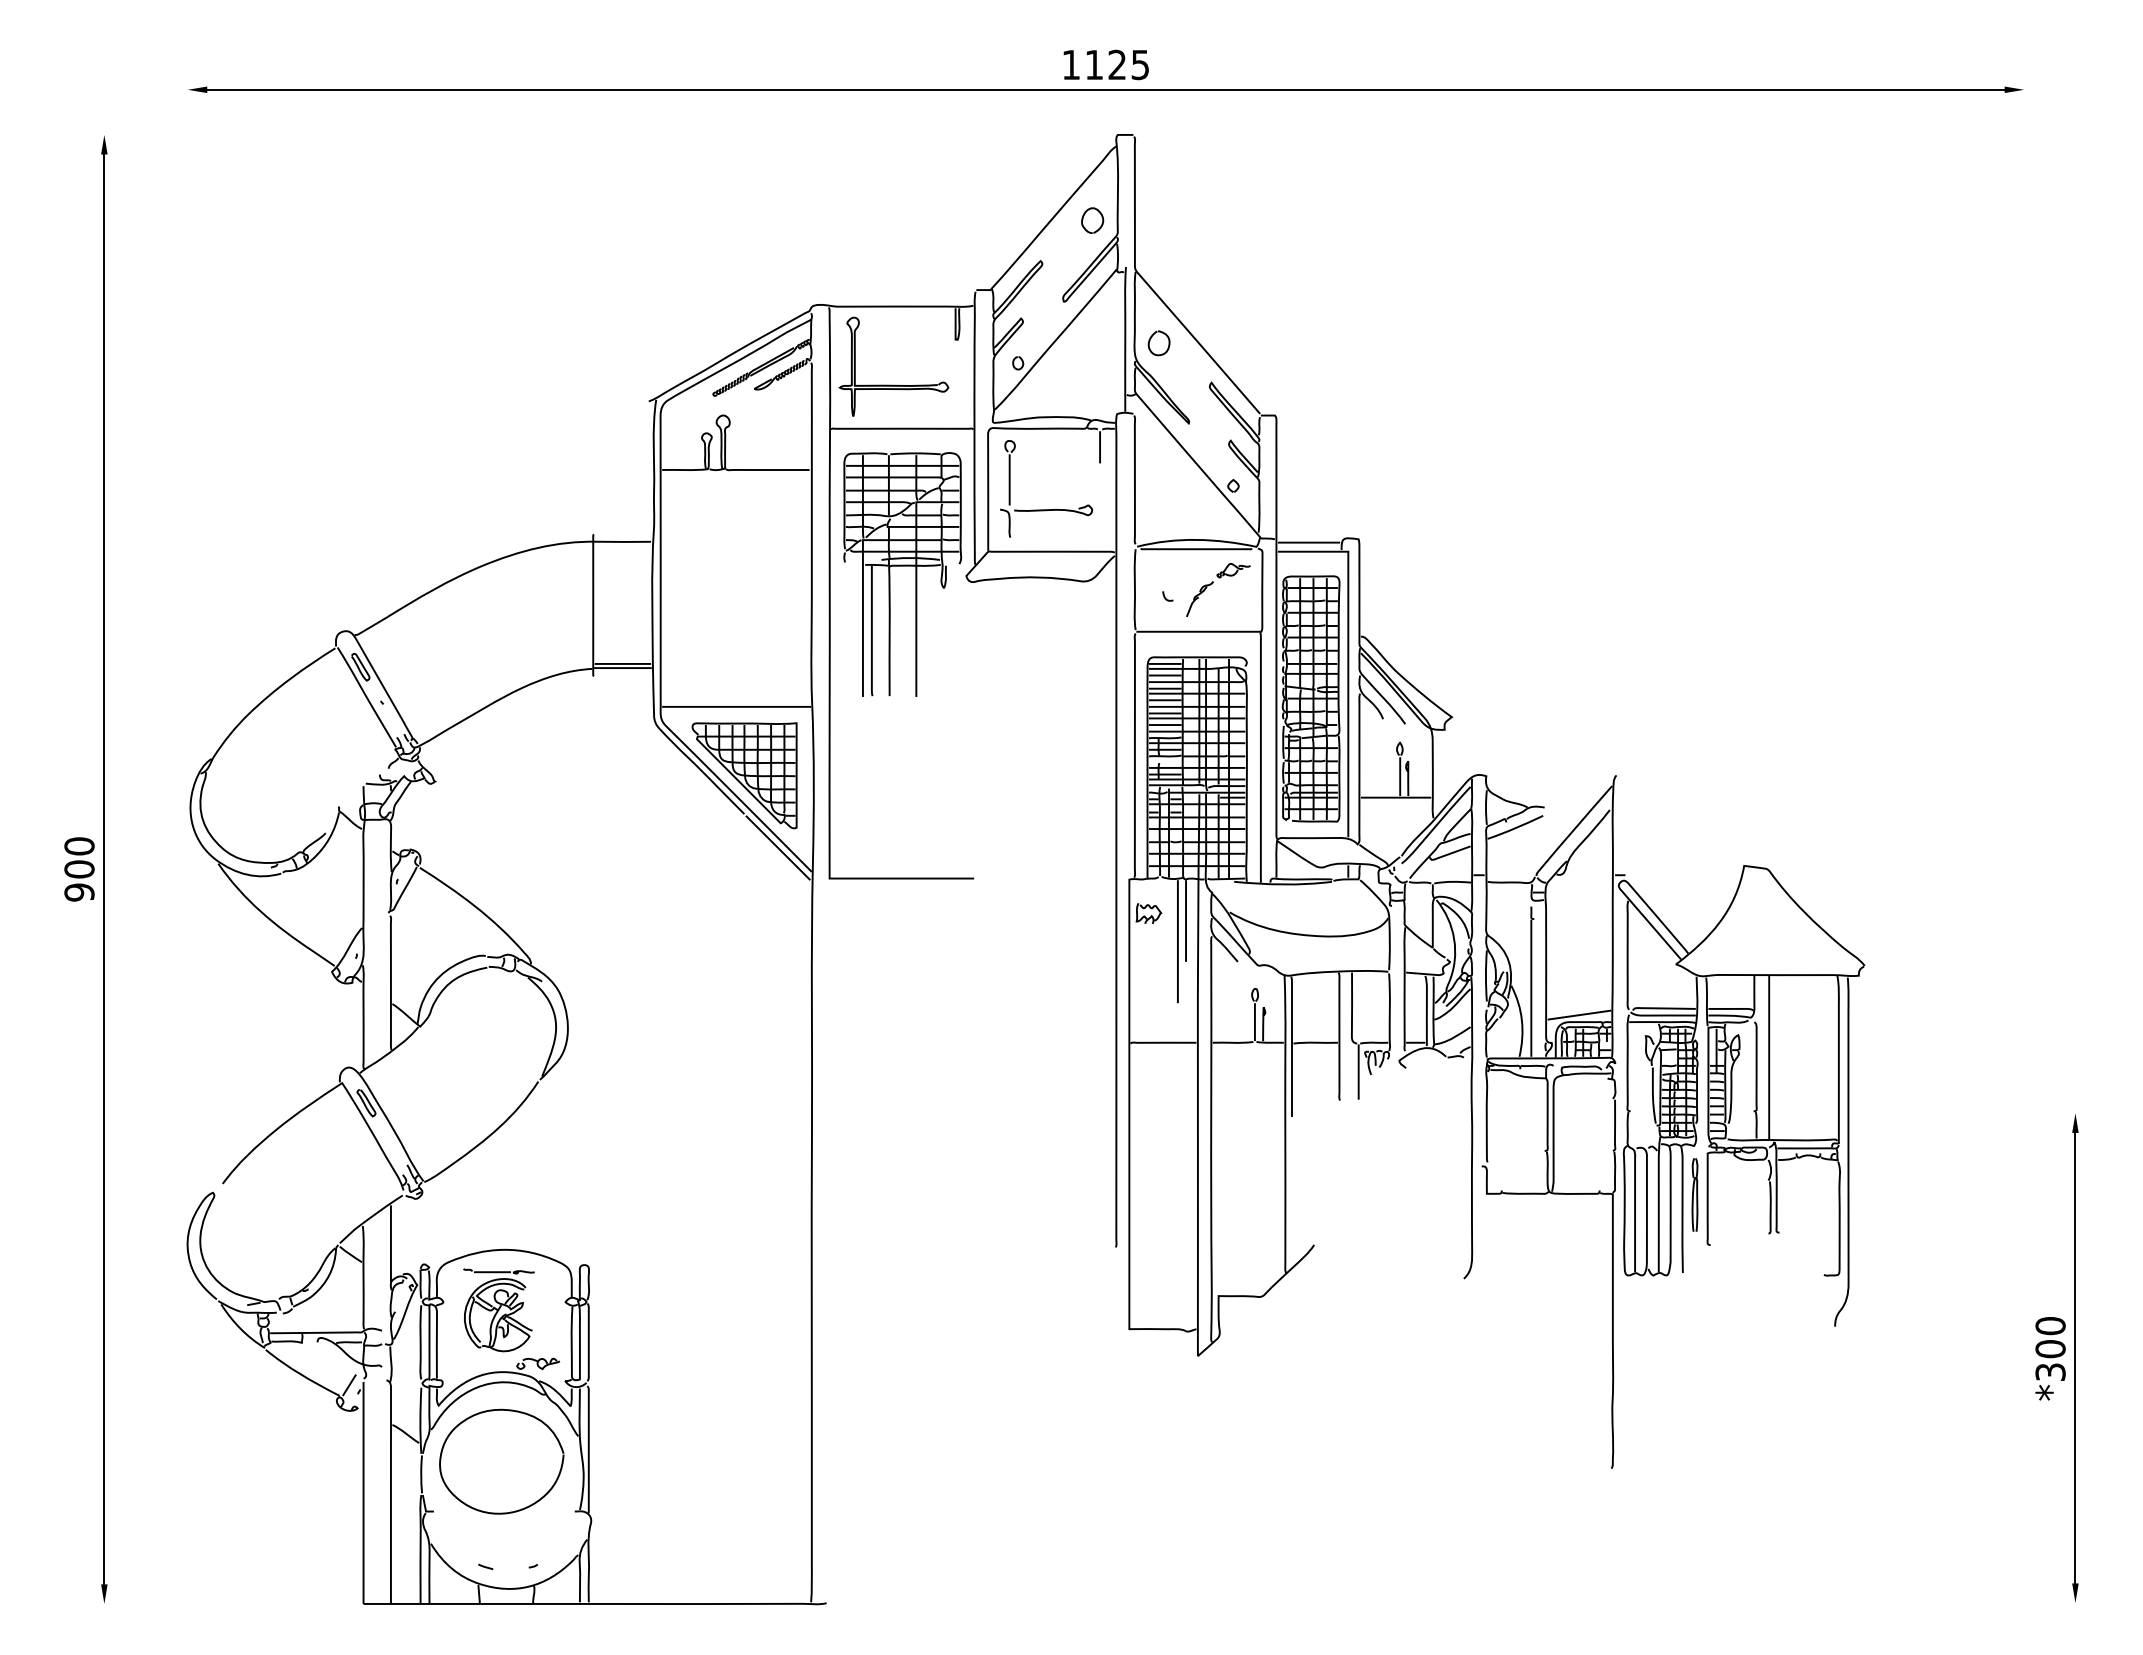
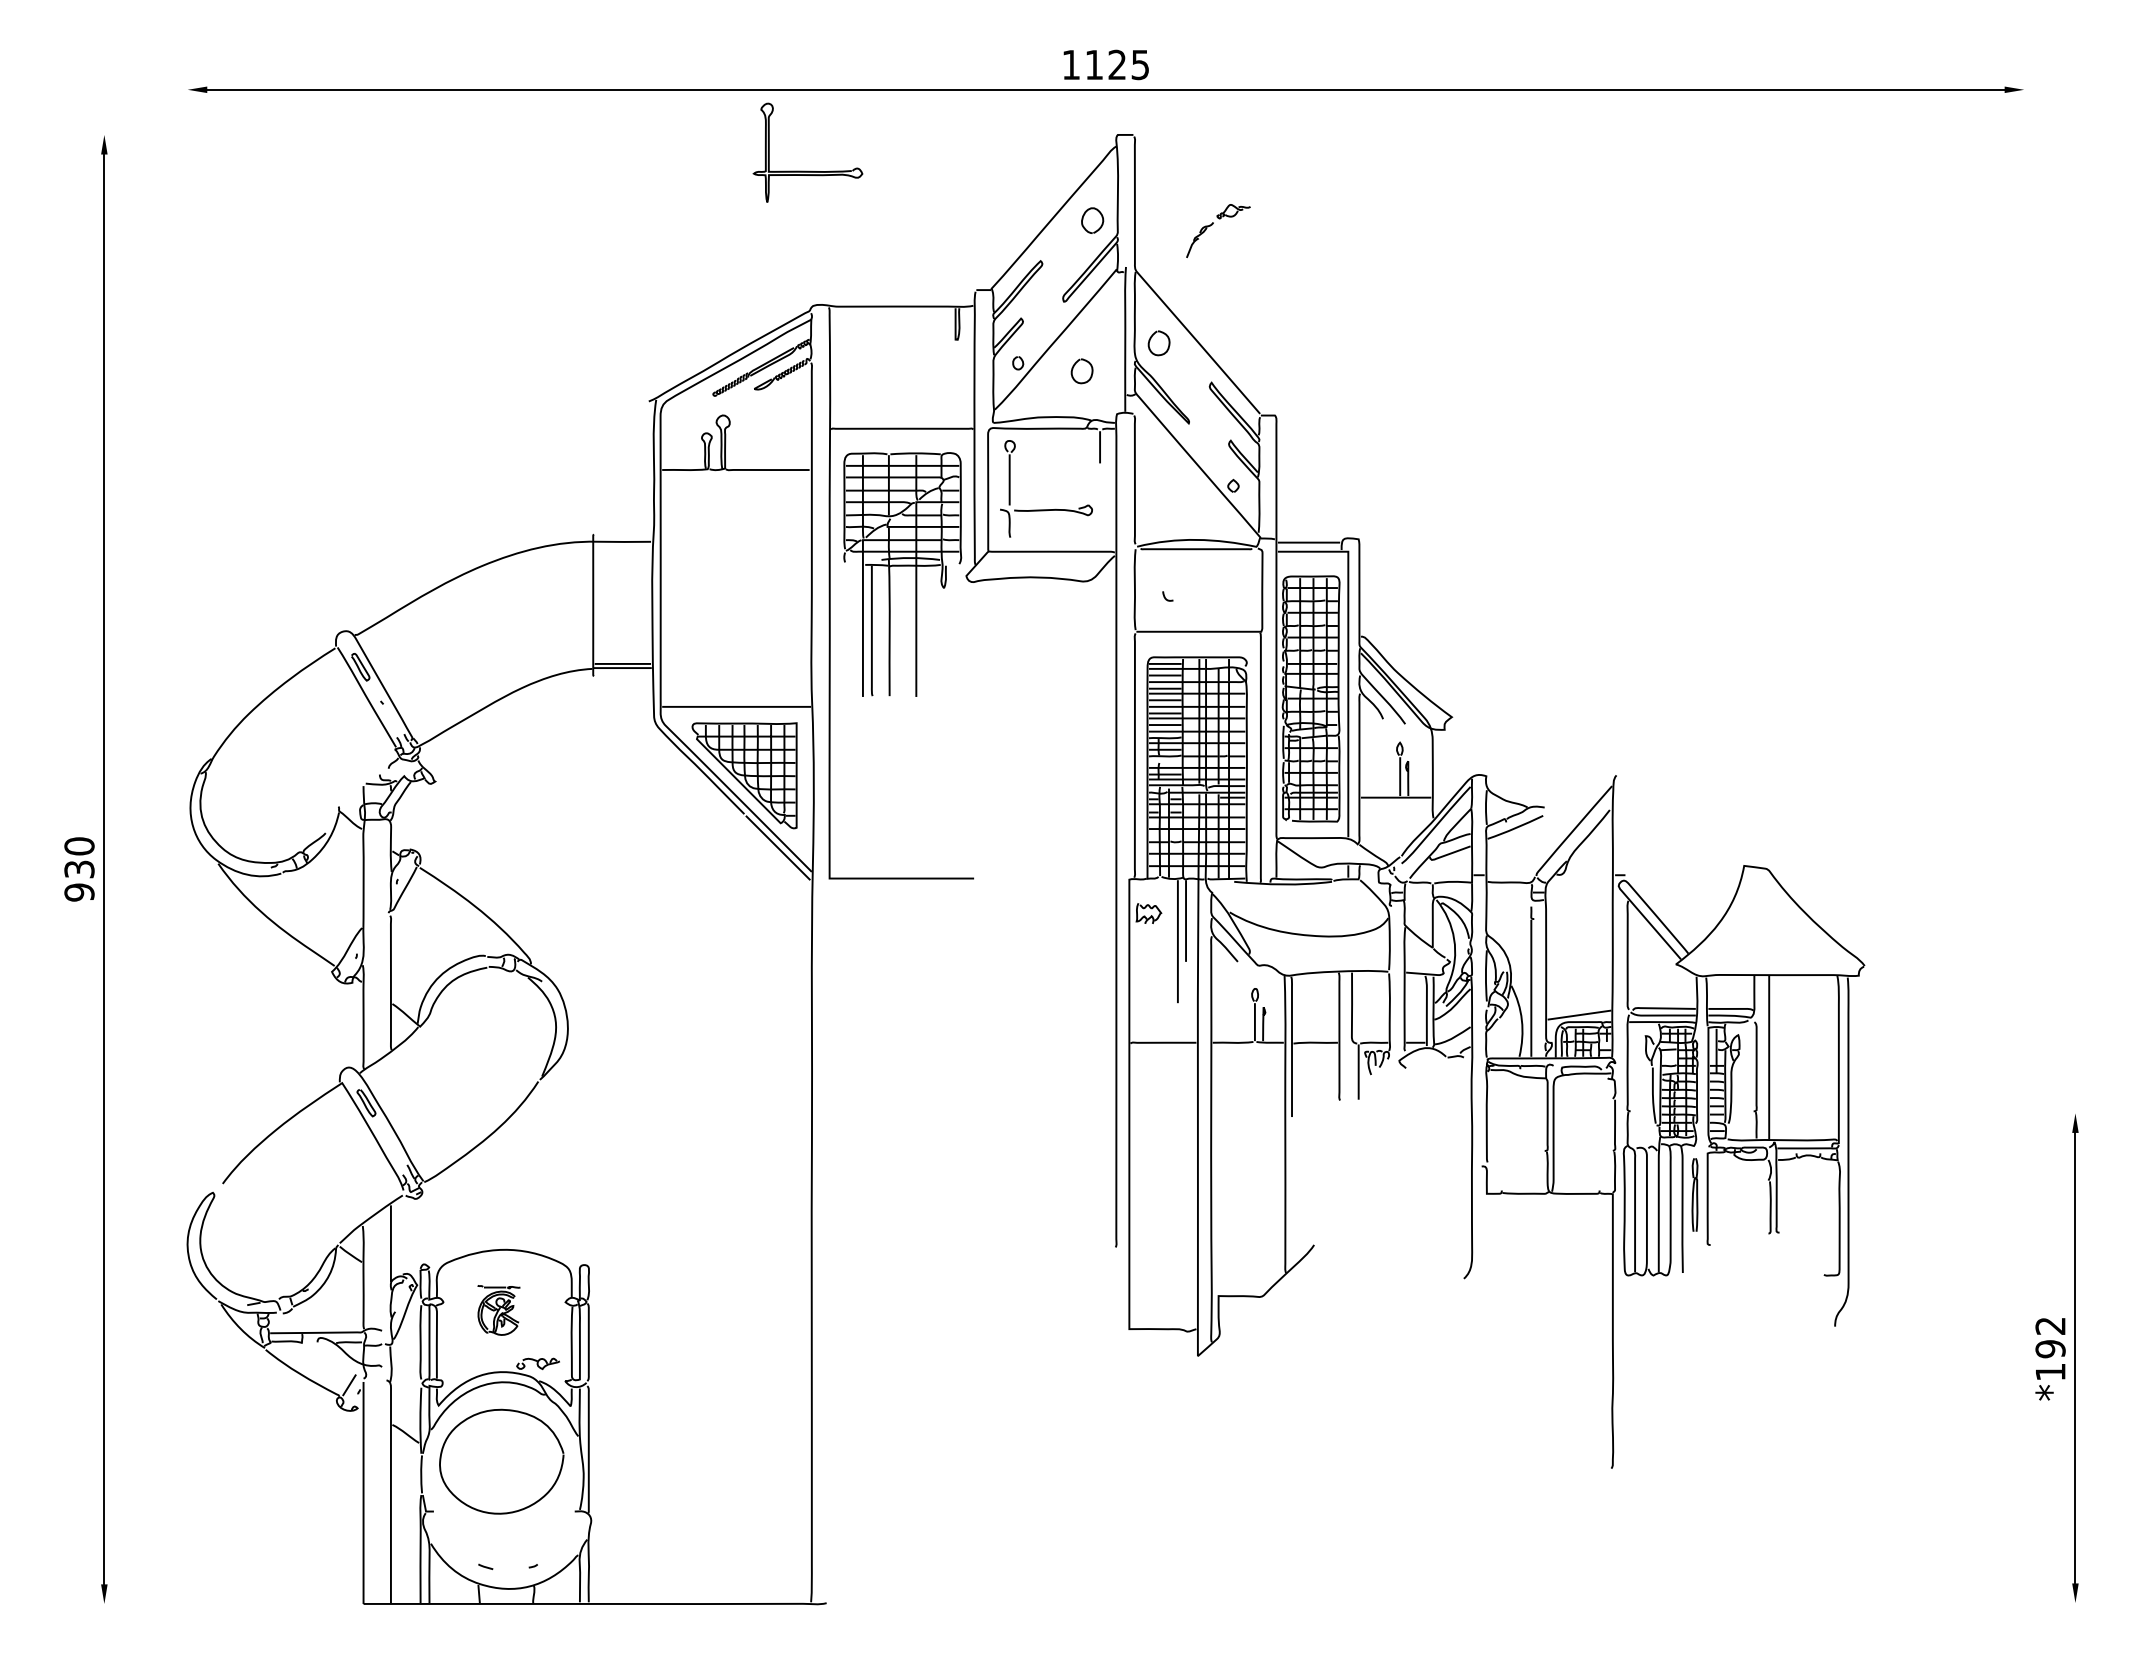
curve: none -> present (1073, 369)
curve position: (893, 384) -> (807, 170) (807, 170)
part position: (1213, 583) -> (1213, 224) (1213, 224)
text: 900 -> 930 (79, 869)
part size: 72x85 px -> 44x51 px (498, 1310)
text: *300 -> *192 (2050, 1348)
